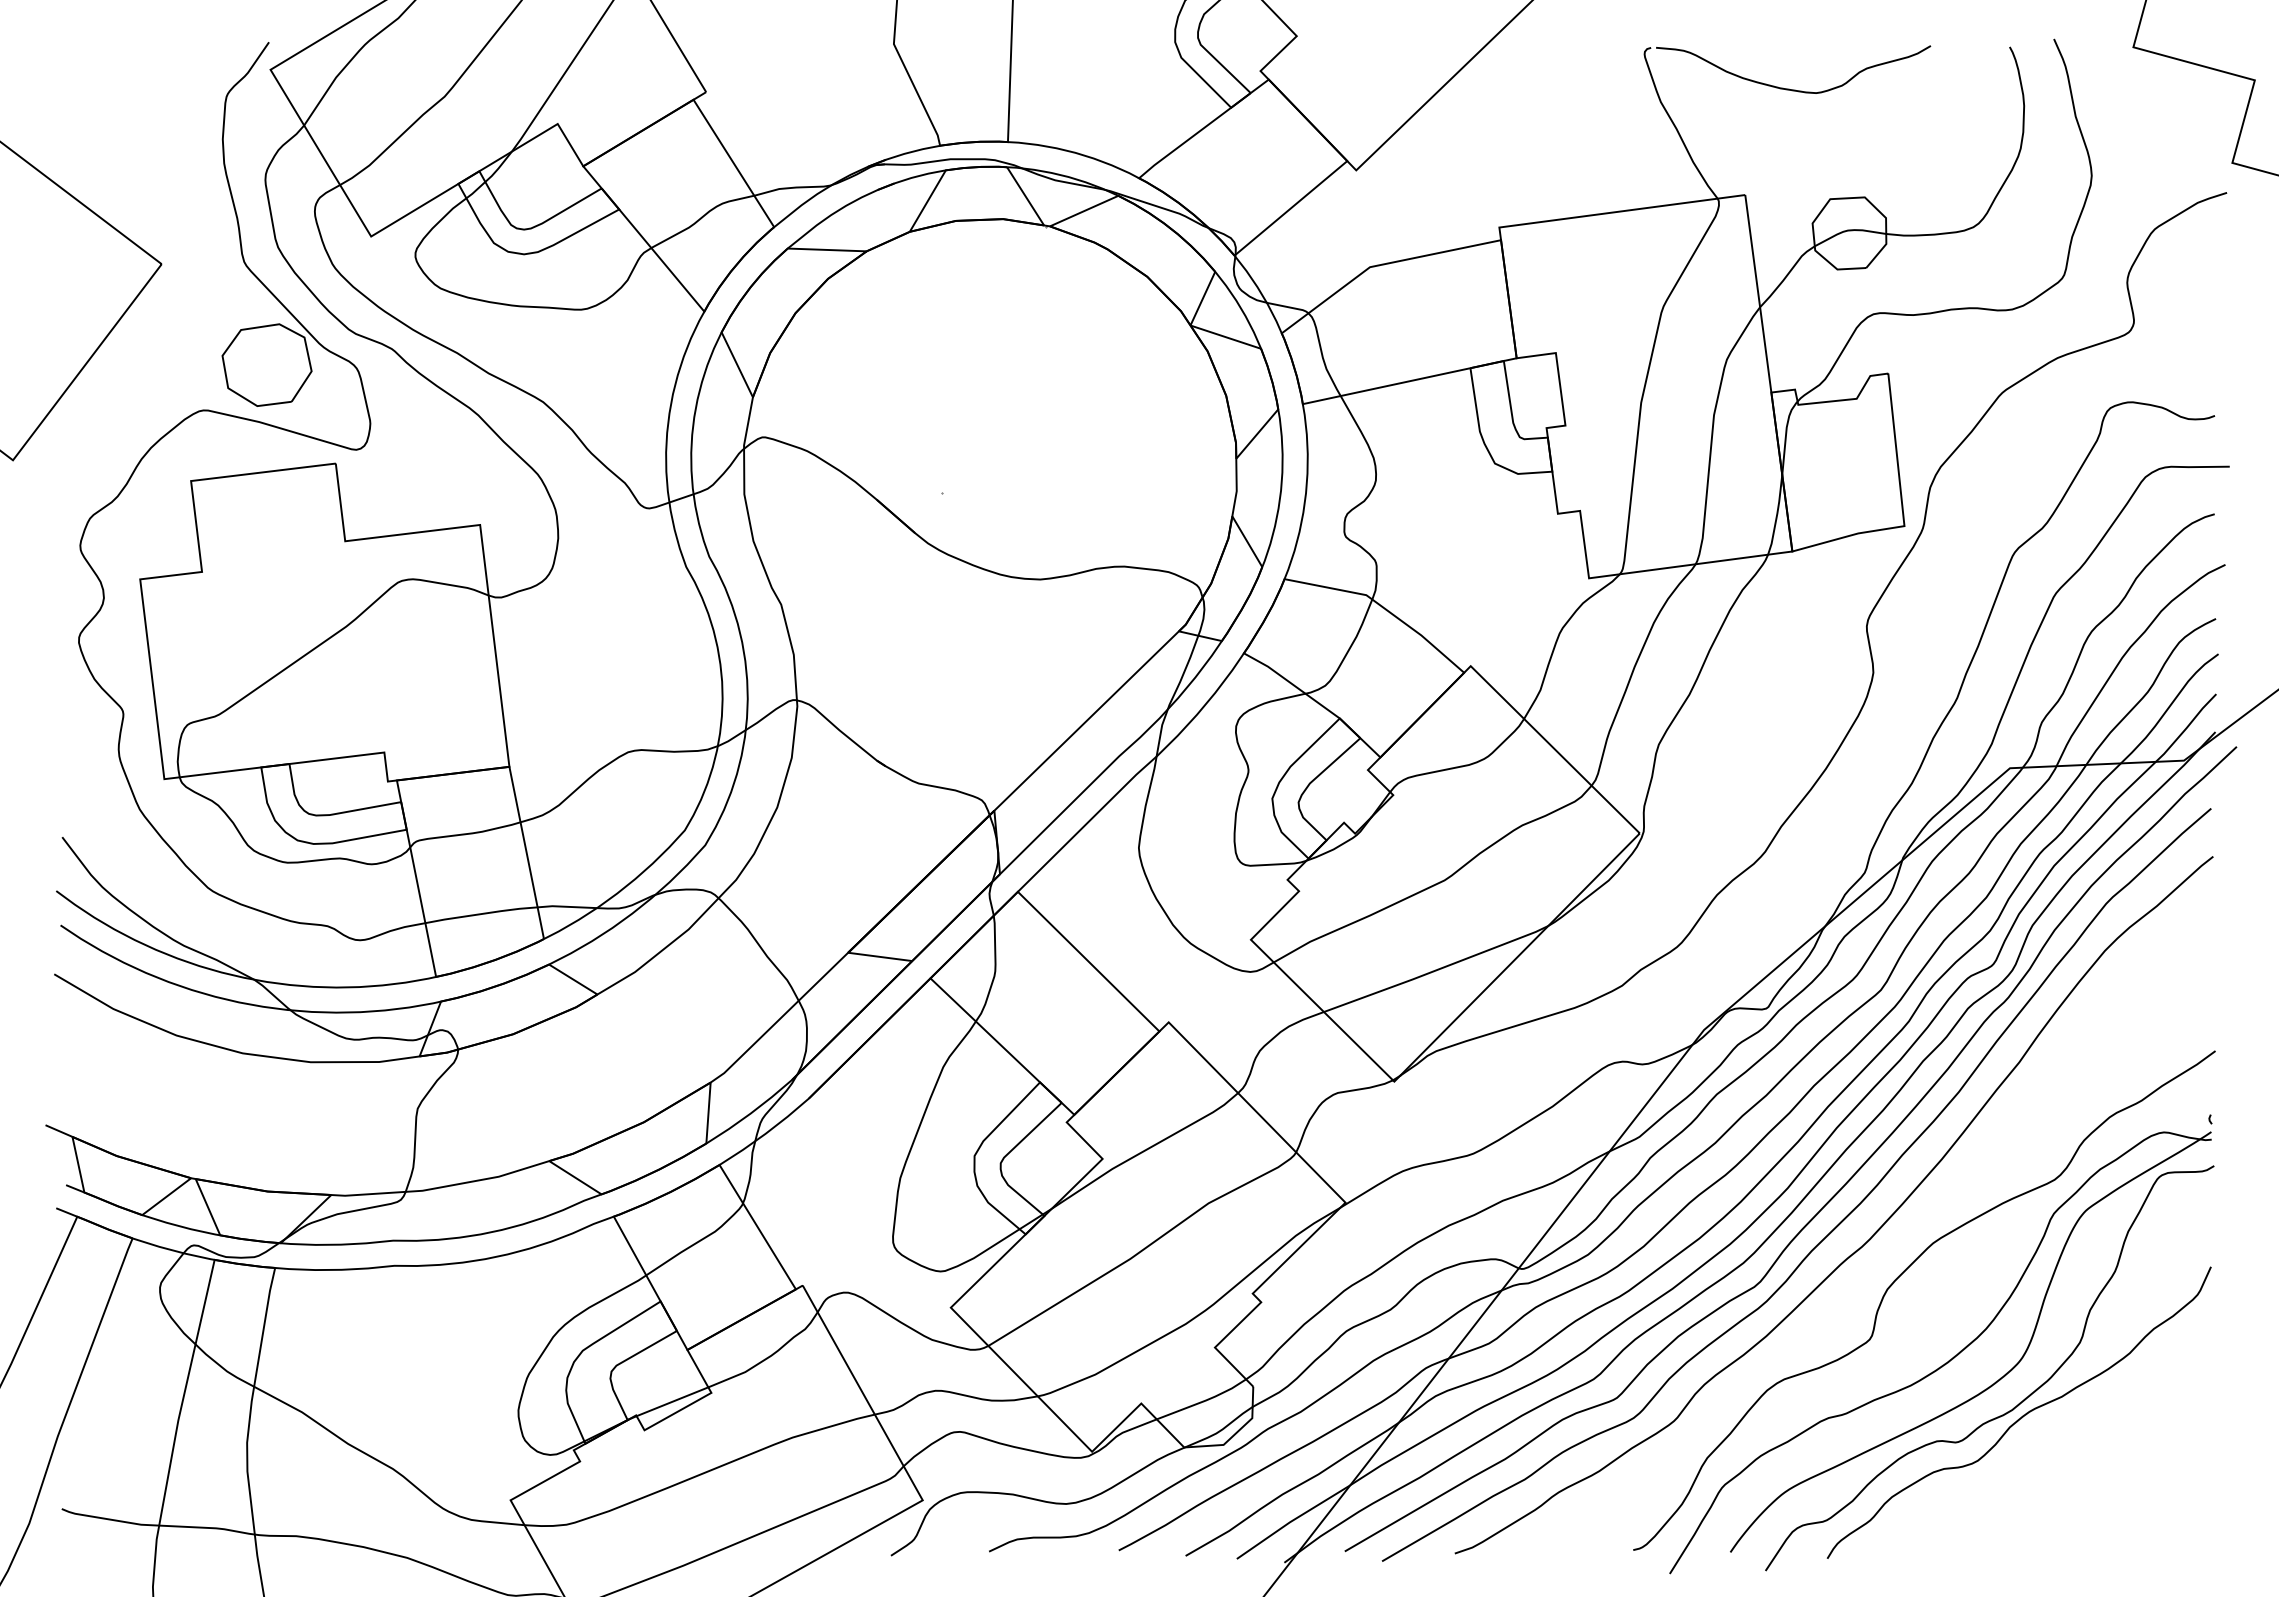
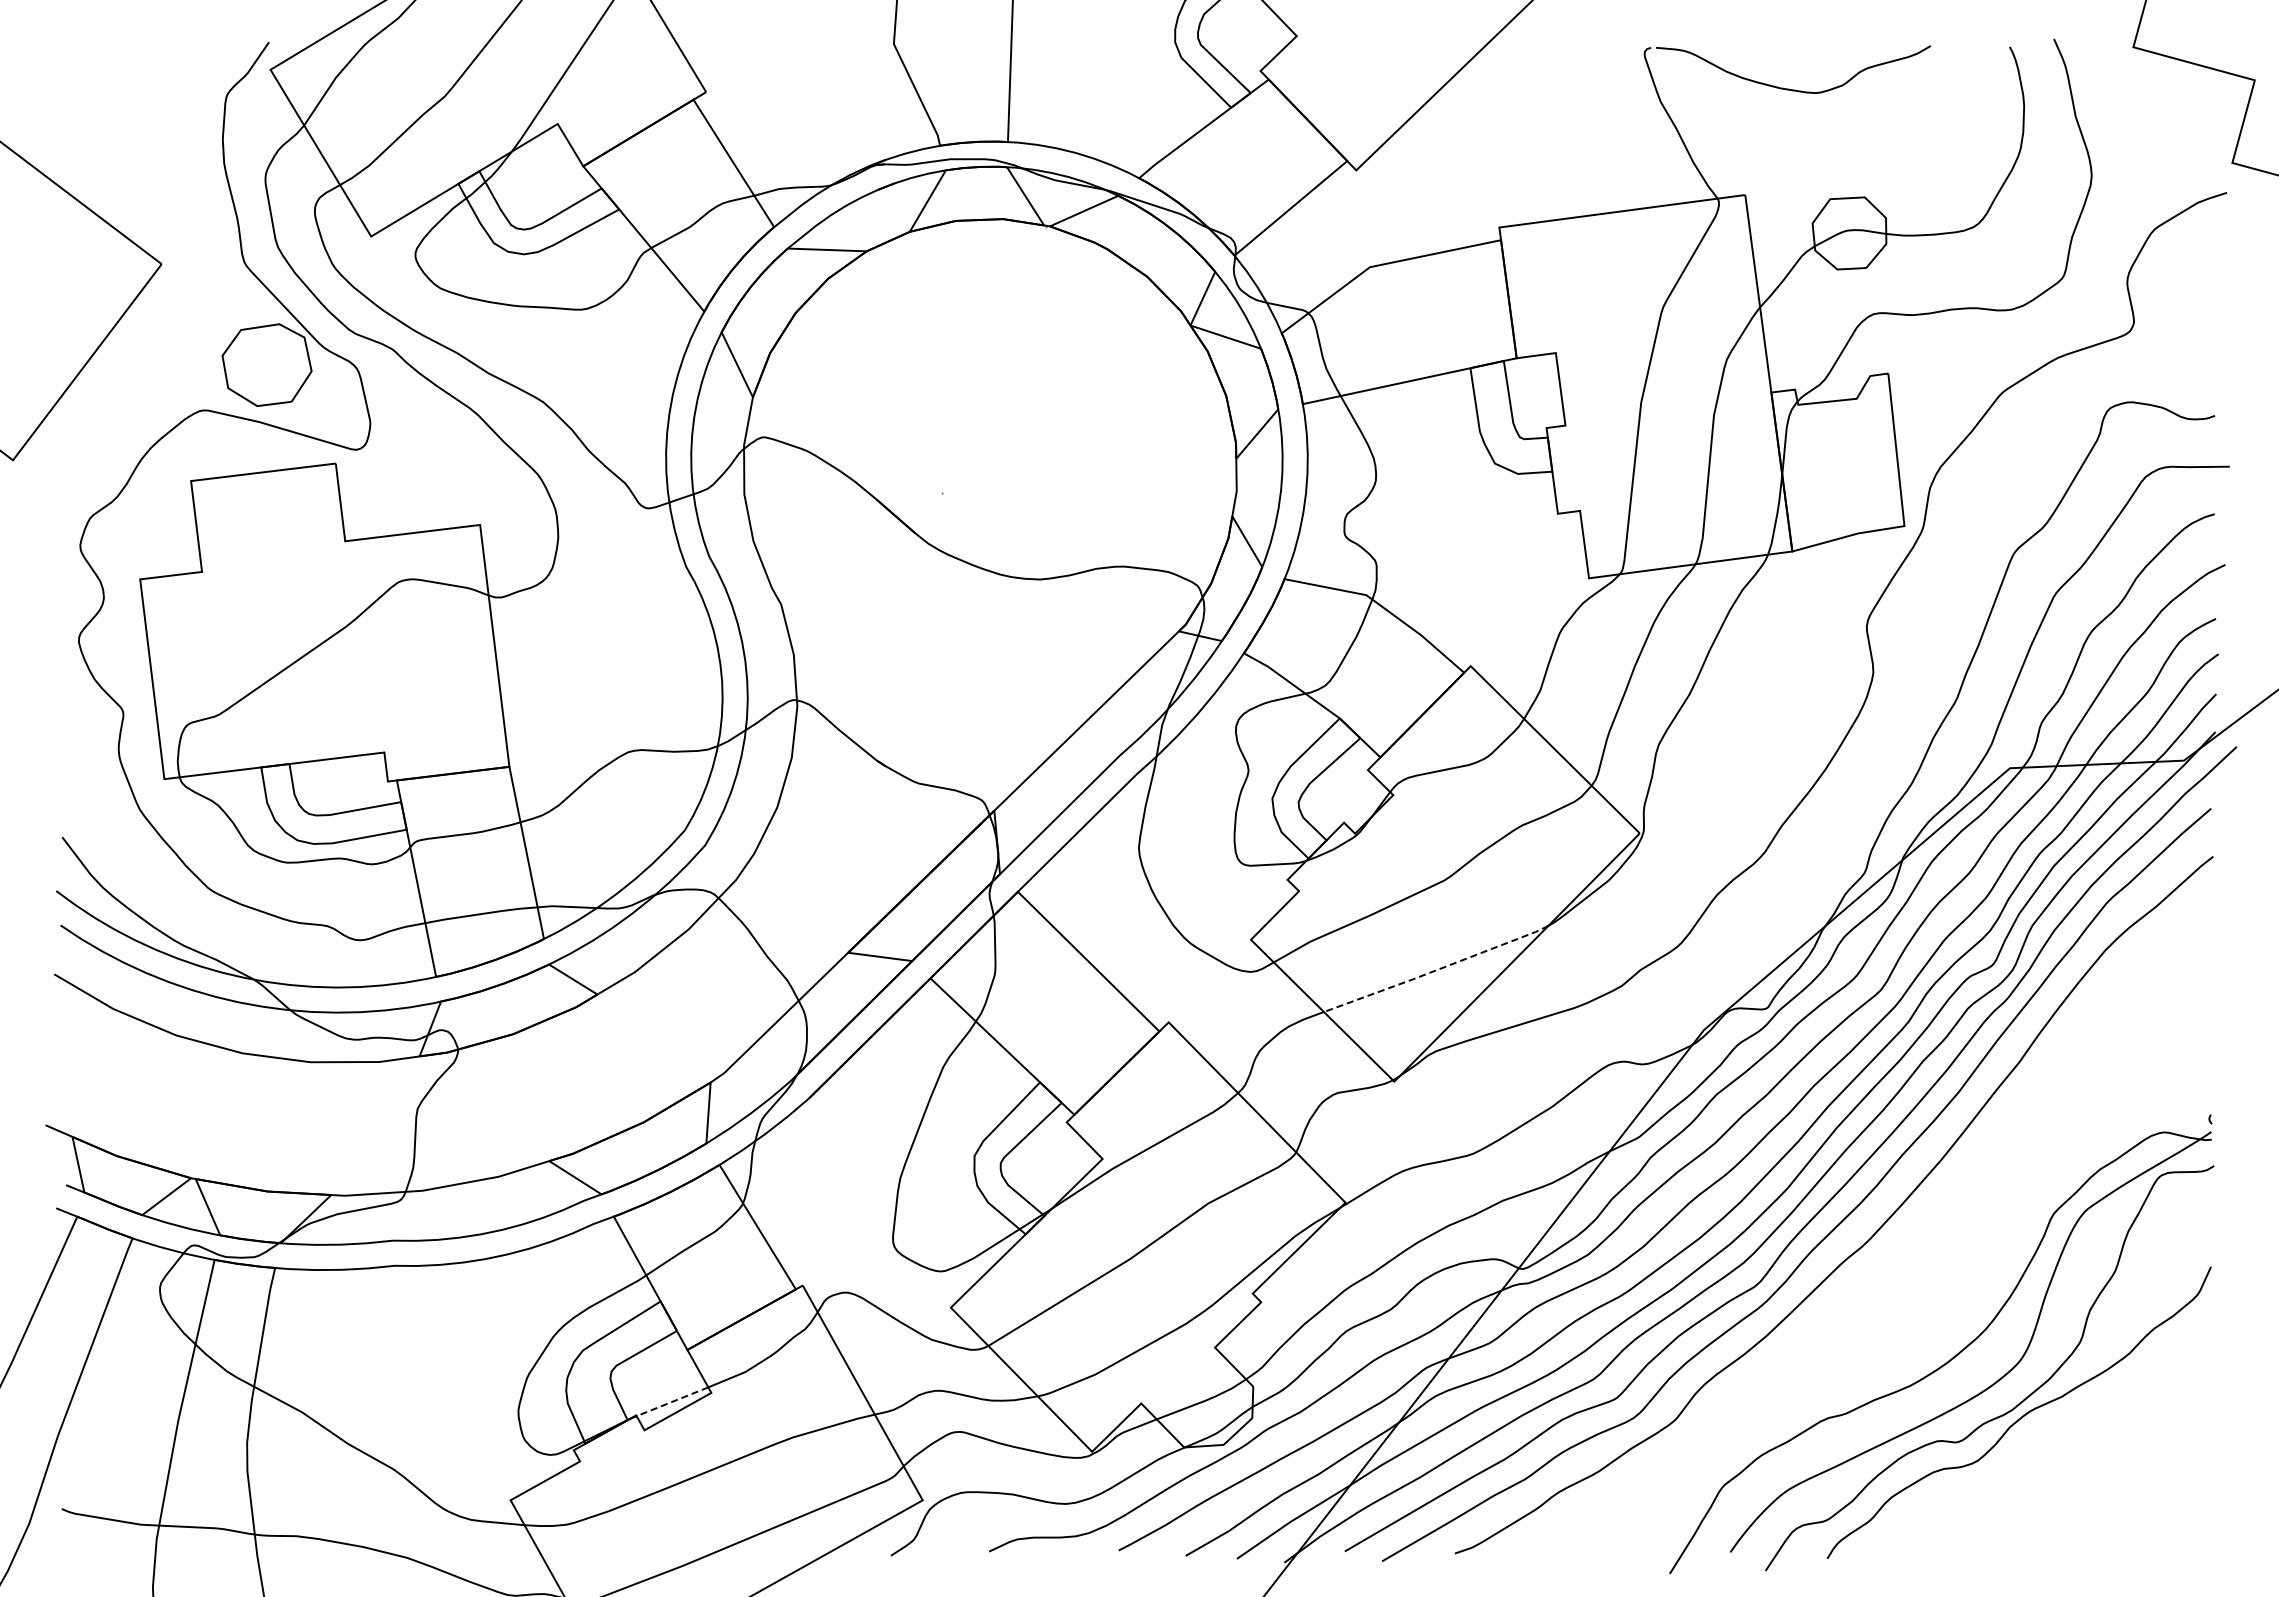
line: solid -> dashed (1437, 970)
curve: present -> none (1900, 1276)
line: solid -> dashed (672, 1401)
